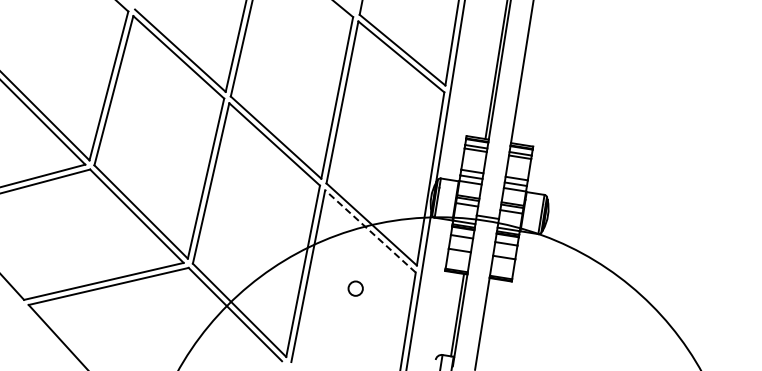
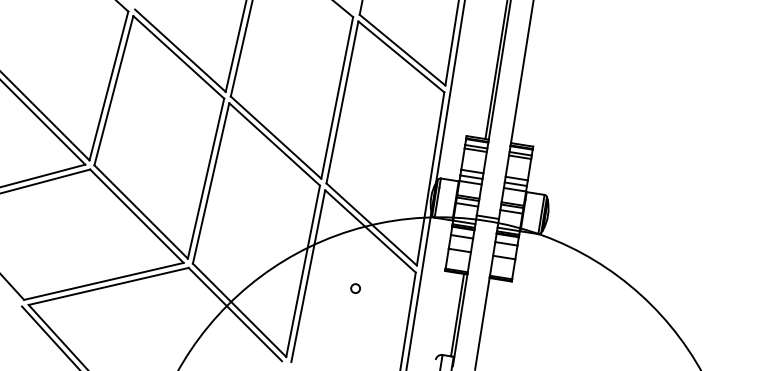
line: dashed -> solid (370, 231)
circle size: 17x17 px -> 11x11 px (355, 288)
line: none -> present (49, 336)
